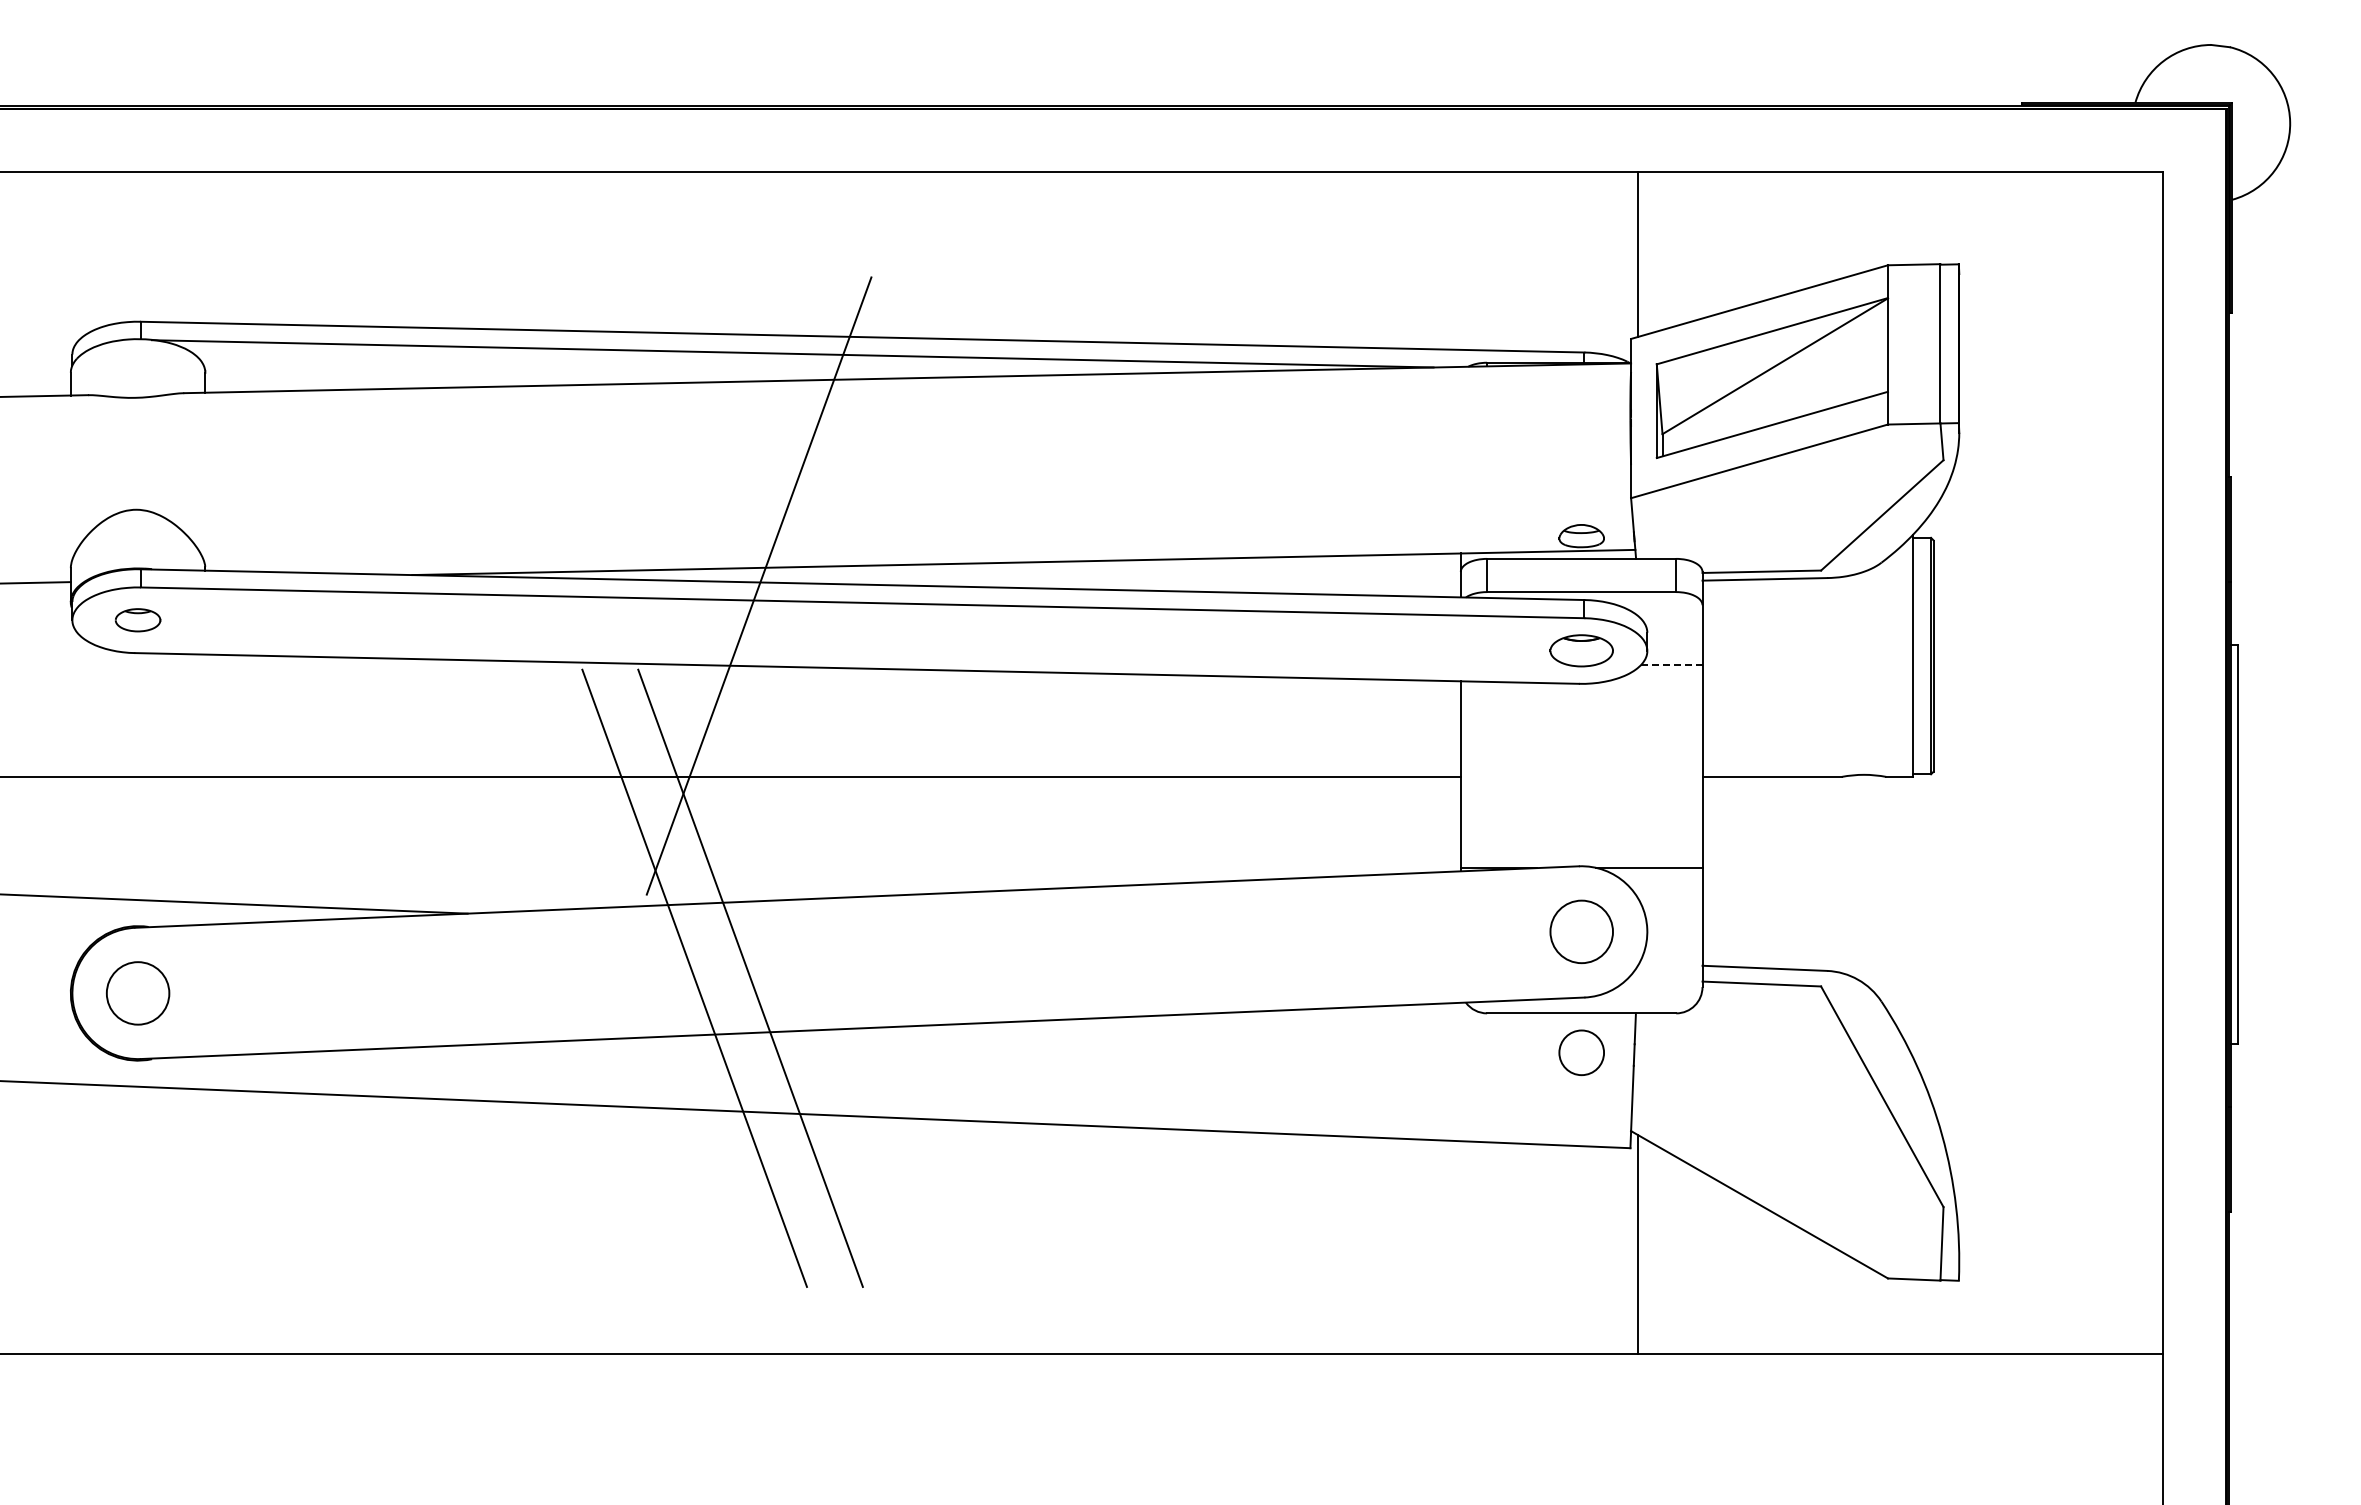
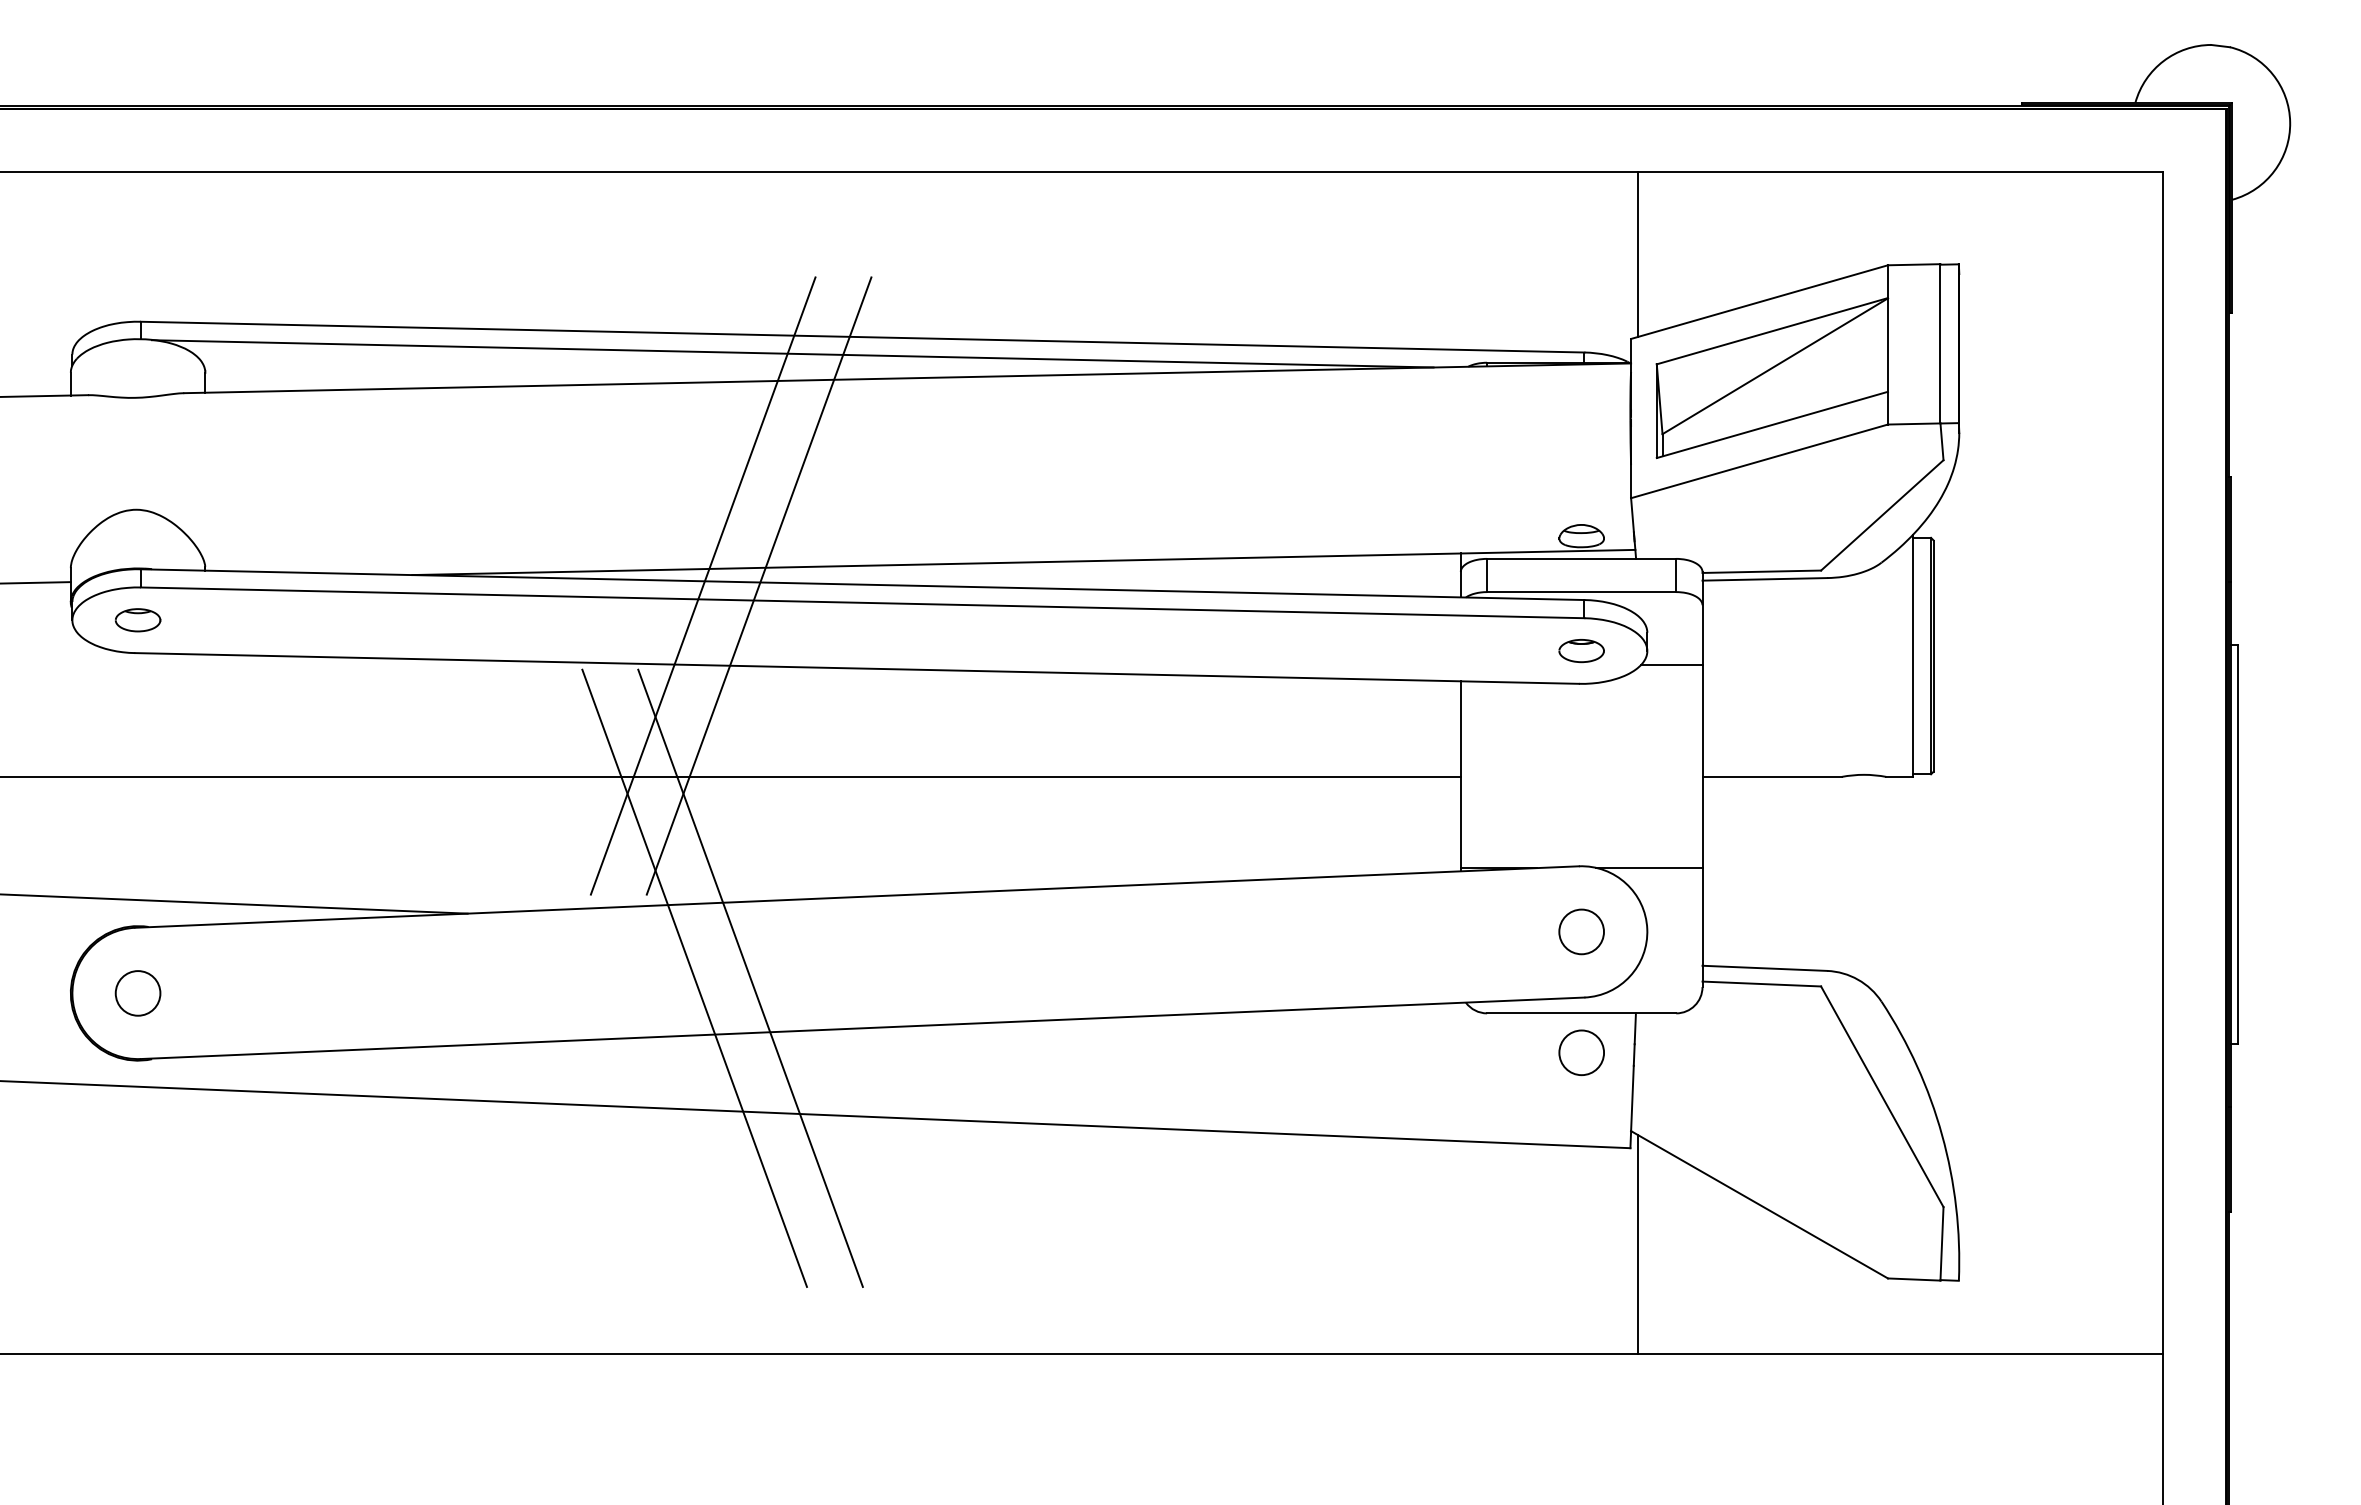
line: none -> present (702, 585)
part size: 65x34 px -> 47x25 px (1581, 651)
line: dashed -> solid (1671, 664)
circle size: 65x66 px -> 47x48 px (1581, 931)
circle diameter: 63 px -> 45 px (137, 993)
